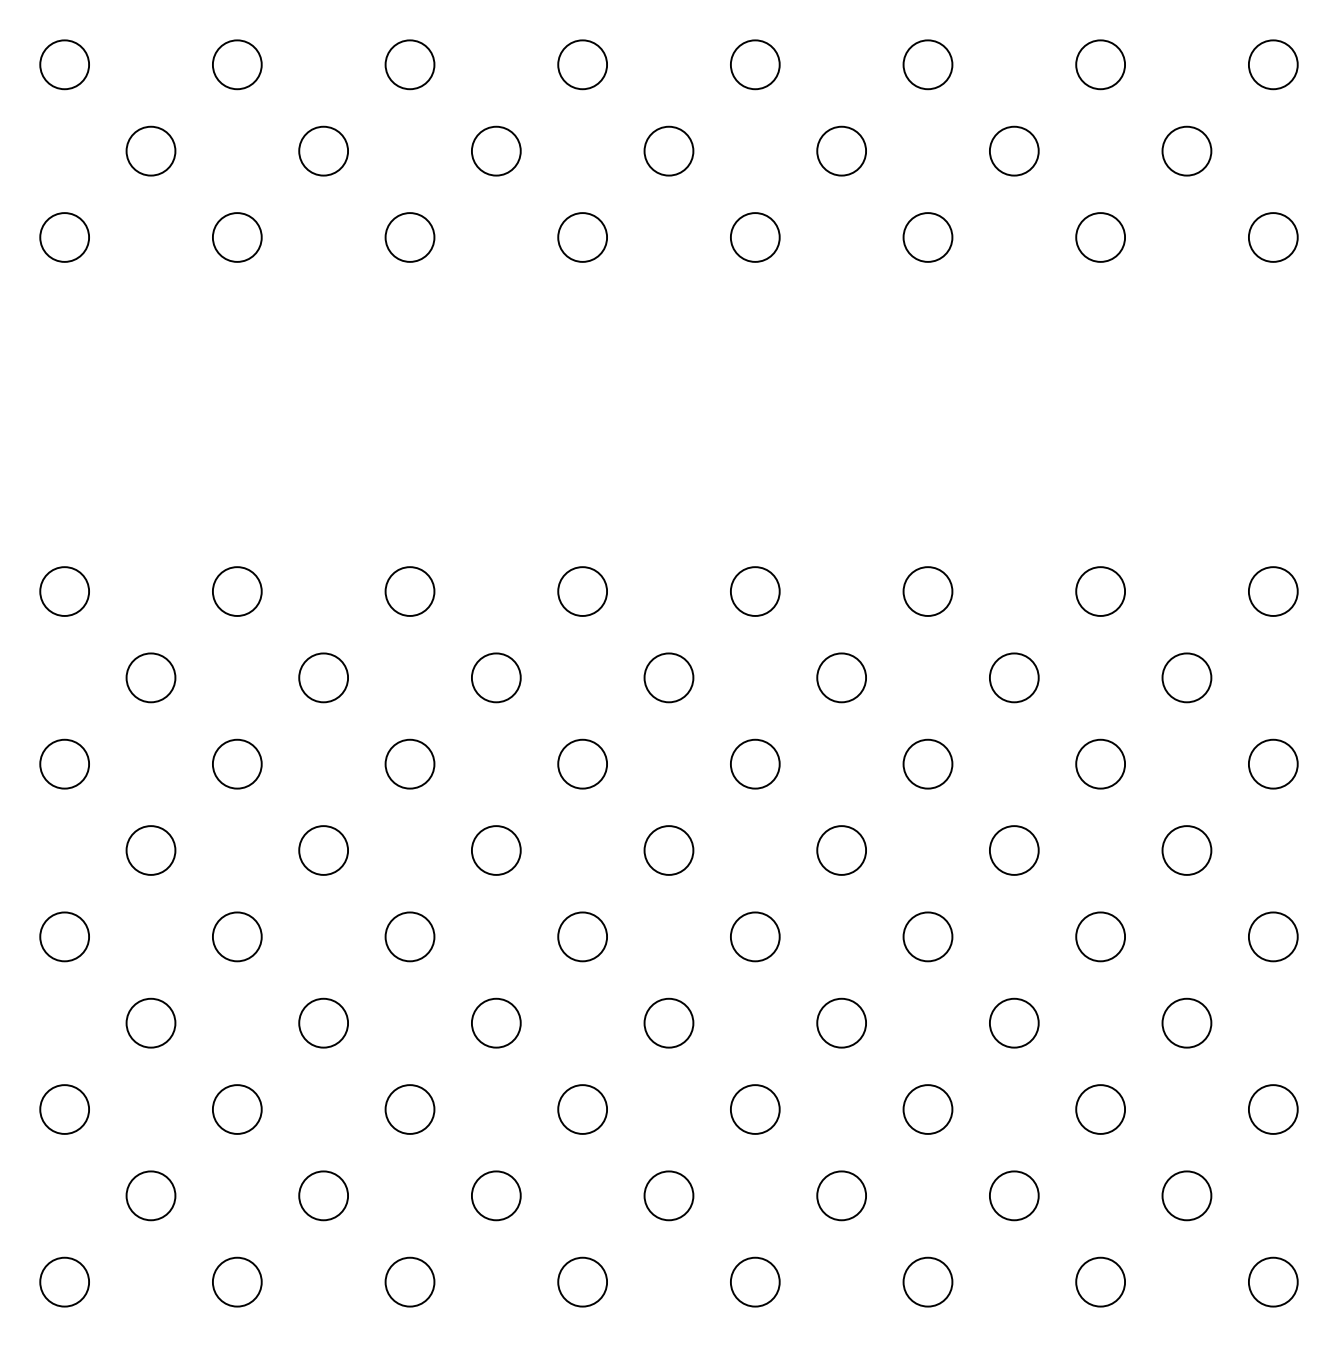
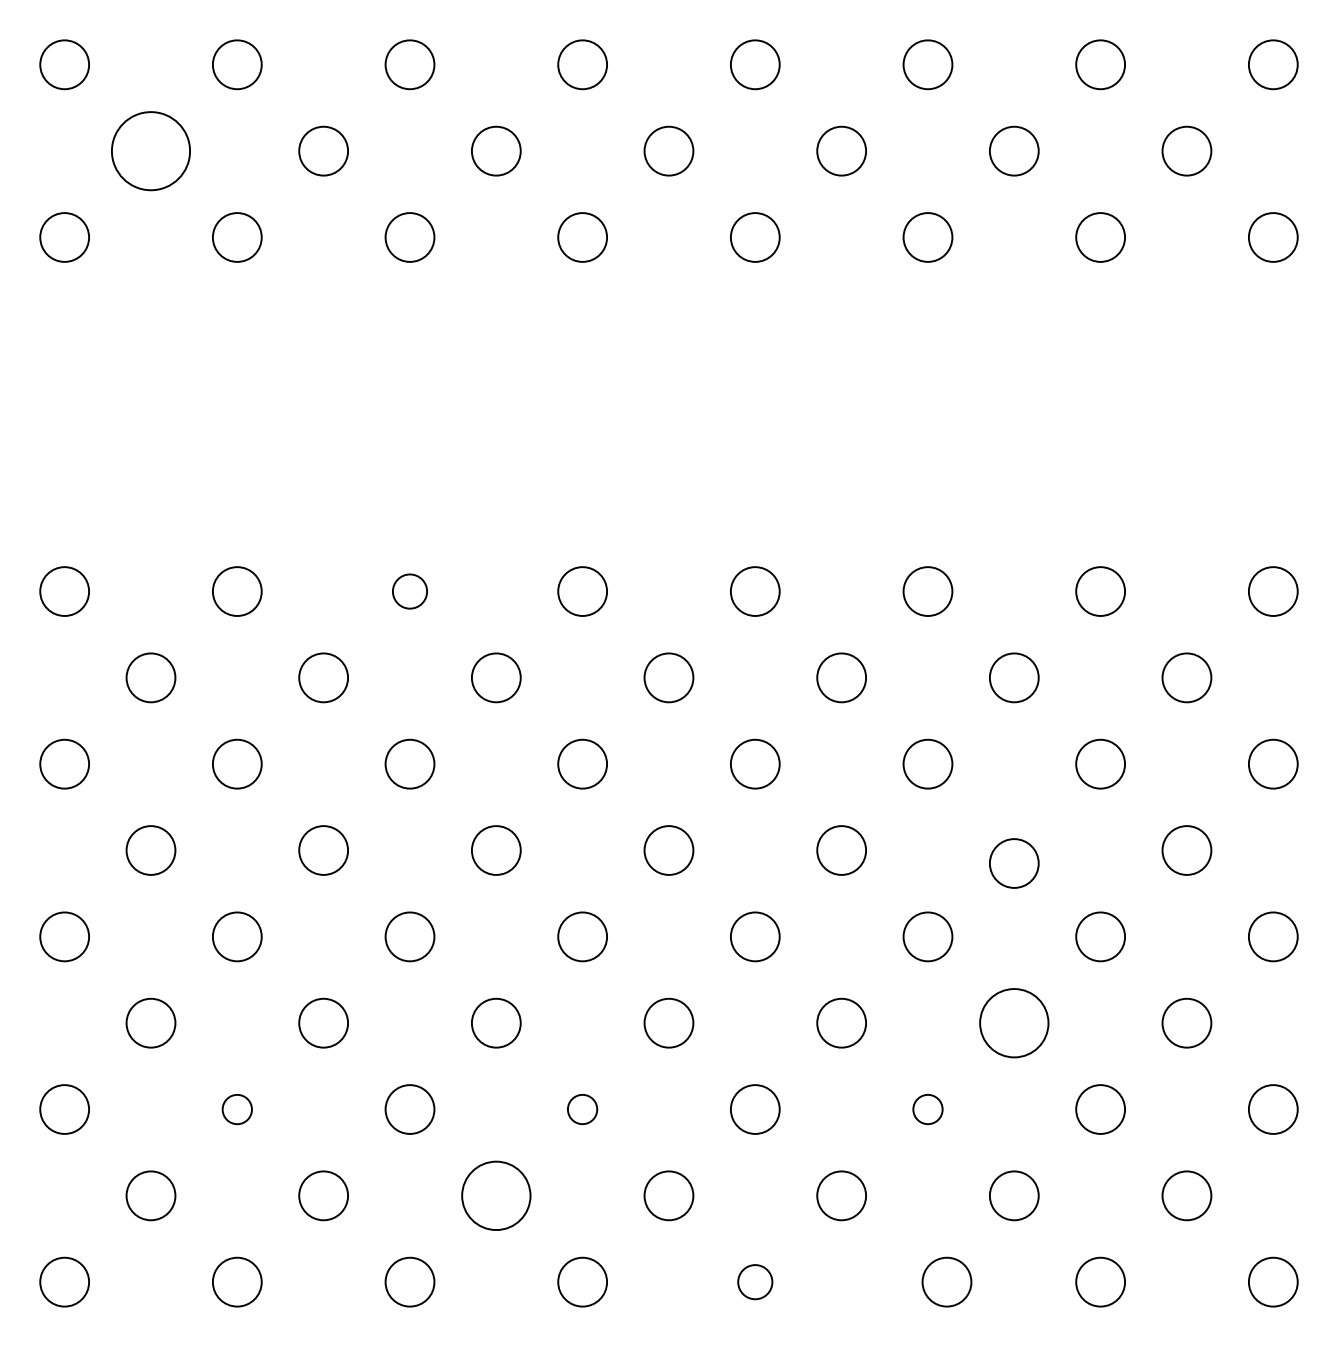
circle diameter: 49 px -> 78 px (150, 151)
circle diameter: 49 px -> 34 px (409, 591)
circle position: (1014, 850) -> (1014, 863) (1014, 863)
circle diameter: 49 px -> 68 px (1014, 1023)
circle diameter: 49 px -> 29 px (236, 1109)
circle size: 51x51 px -> 32x32 px (582, 1109)
circle size: 52x51 px -> 32x31 px (927, 1109)
circle diameter: 49 px -> 68 px (496, 1195)
circle diameter: 49 px -> 34 px (755, 1282)
circle position: (927, 1281) -> (946, 1281) (946, 1281)
